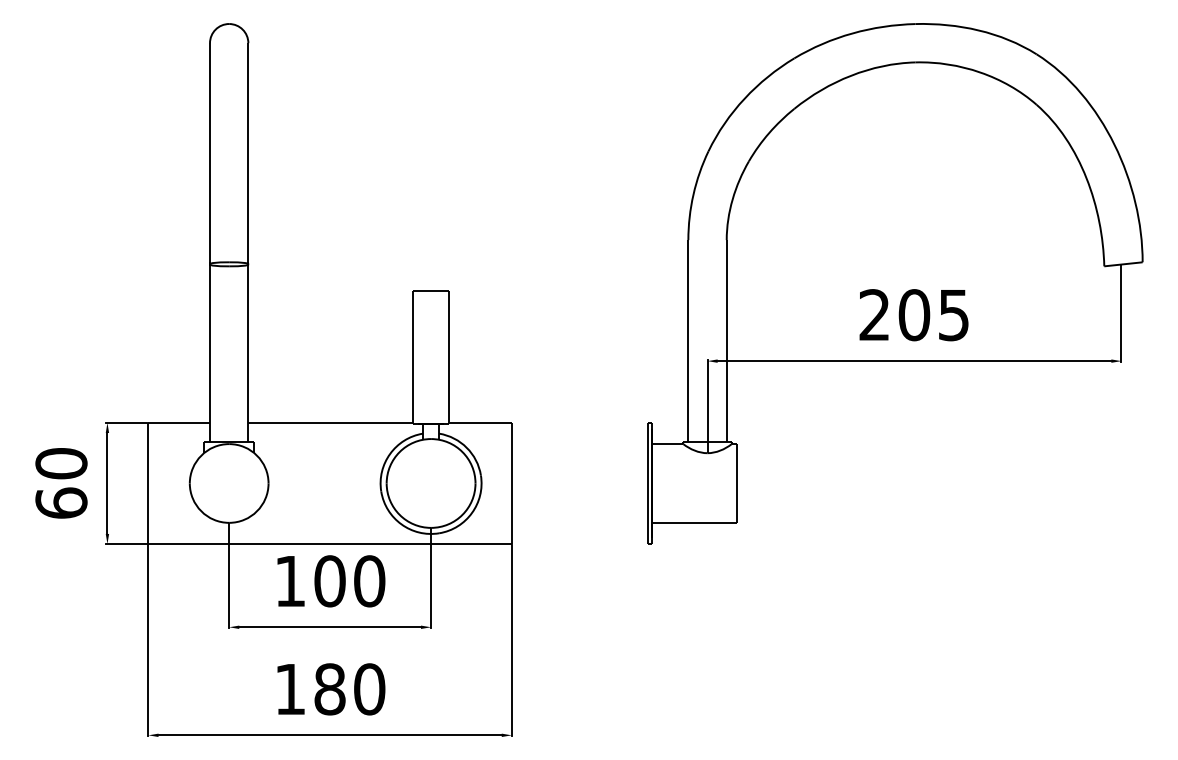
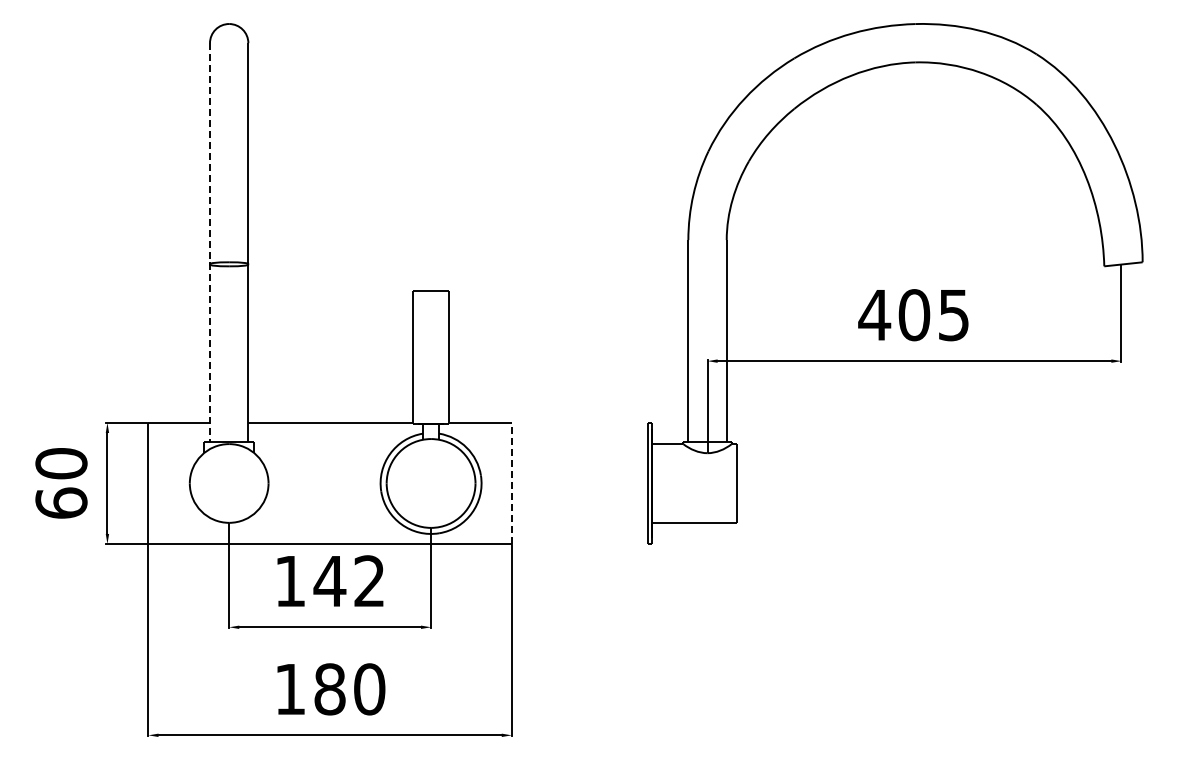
line: solid -> dashed (210, 243)
text: 205 -> 405 (874, 314)
line: solid -> dashed (511, 483)
text: 100 -> 142 (349, 581)
